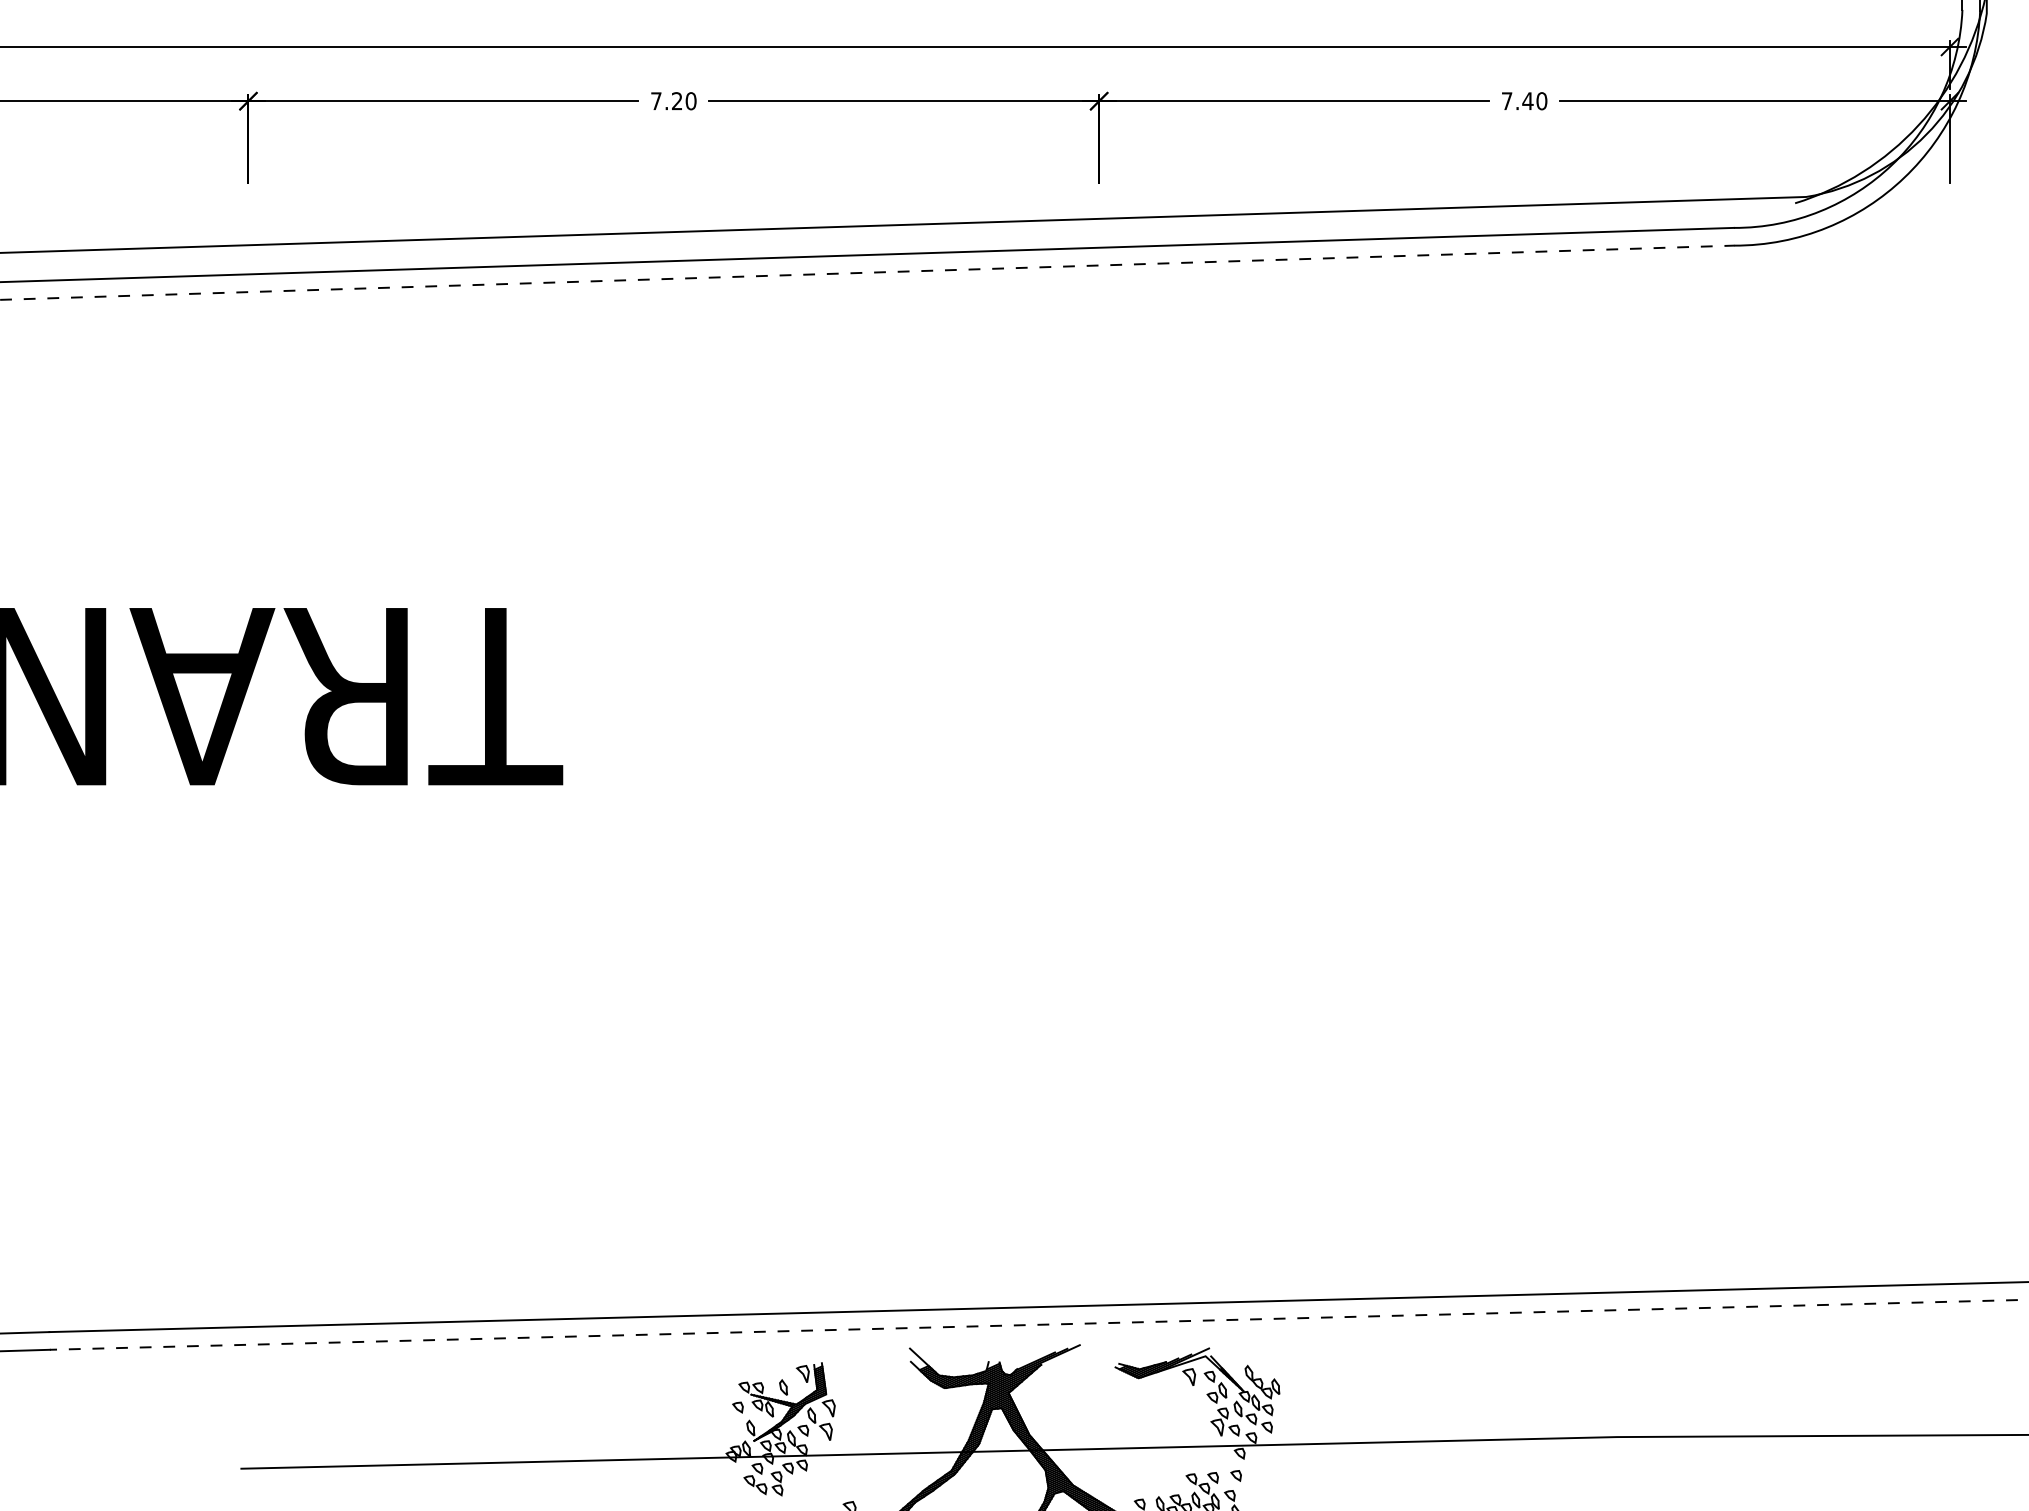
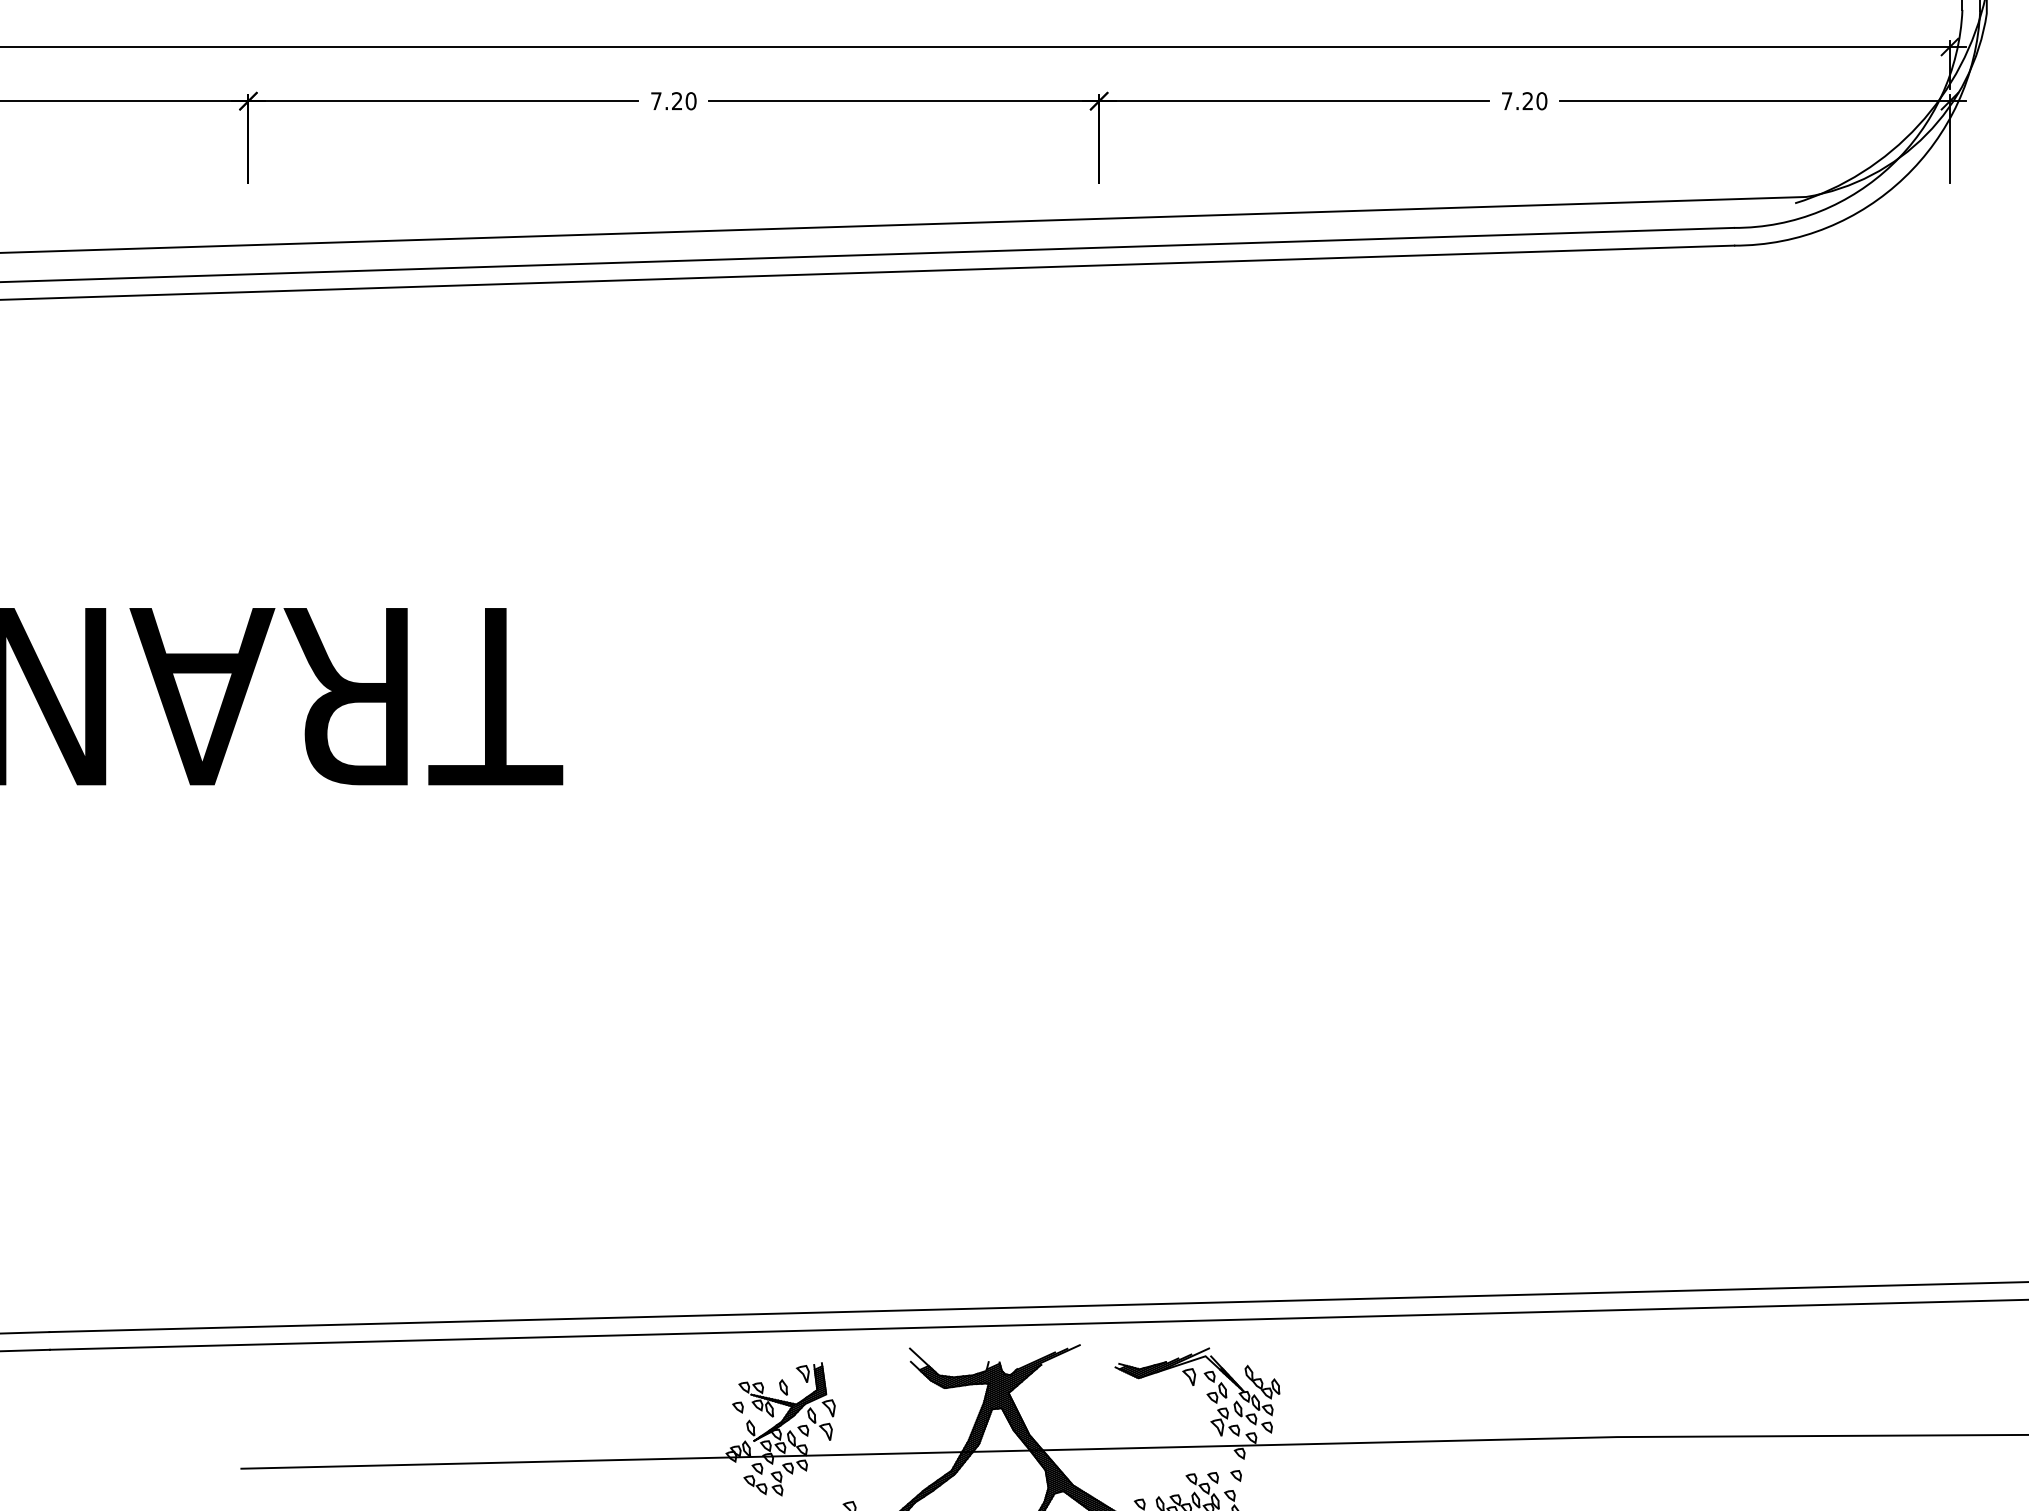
text: 7.40 -> 7.20 (1527, 101)
line: dashed -> solid (867, 272)
line: dashed -> solid (1039, 1324)
